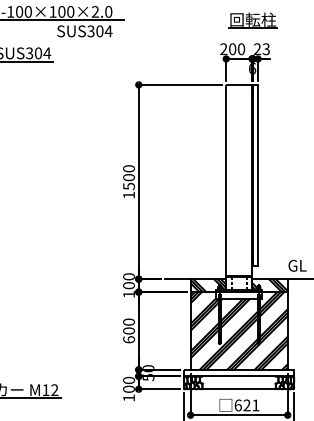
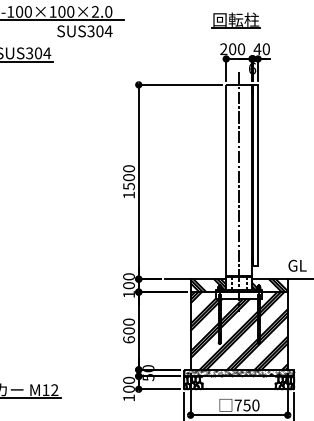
part position: (252, 20) -> (235, 20) (235, 20)
text: 23 -> 40 (261, 48)
line: none -> present (239, 191)
hatch: none -> present (238, 372)
text: 621 -> 750 (246, 405)
